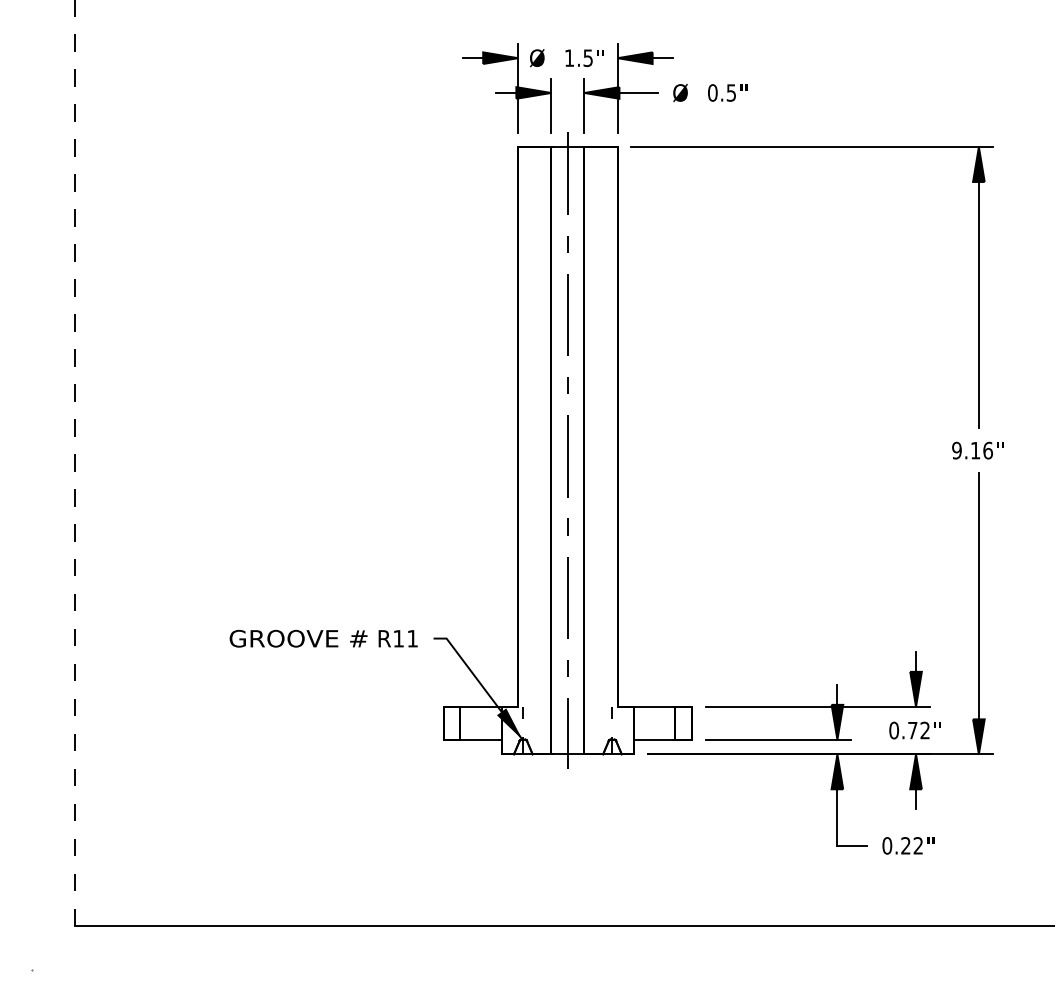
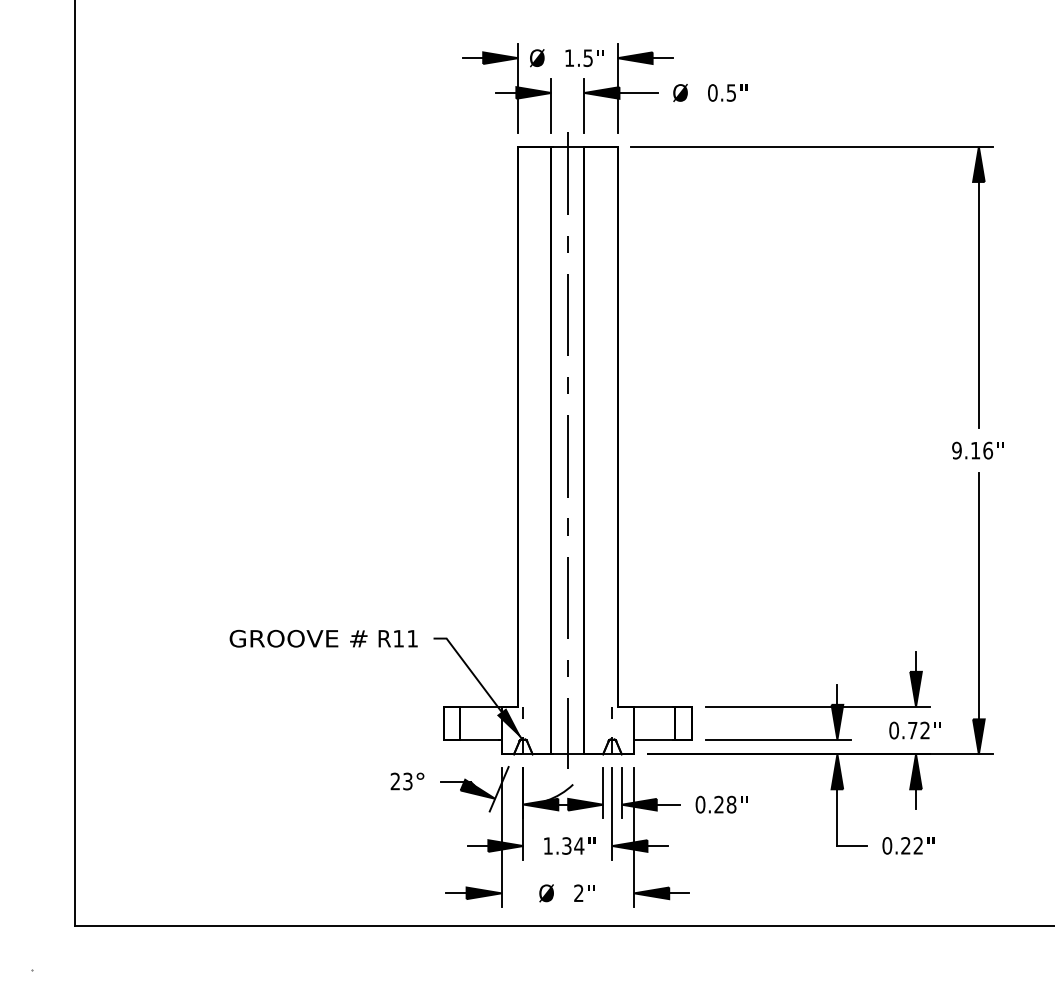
line: dashed -> solid (75, 463)
part: none -> present (568, 836)
